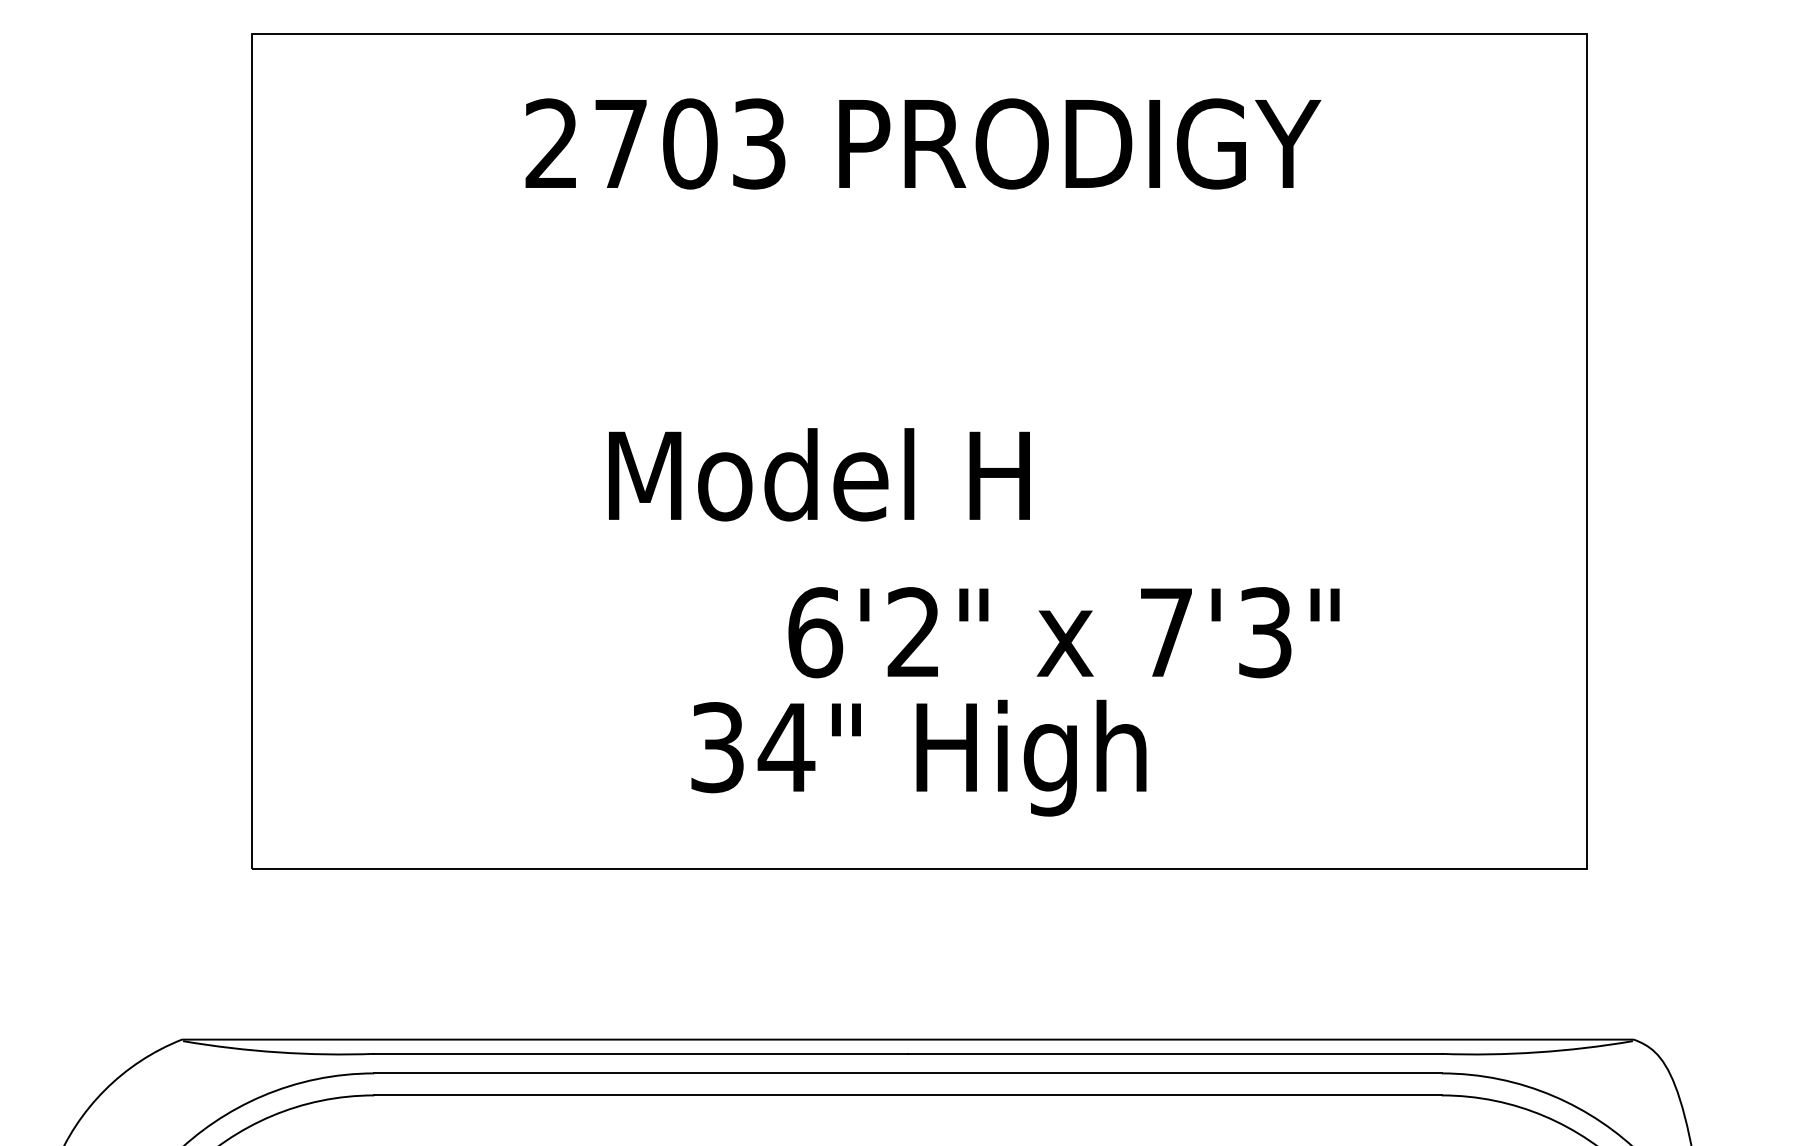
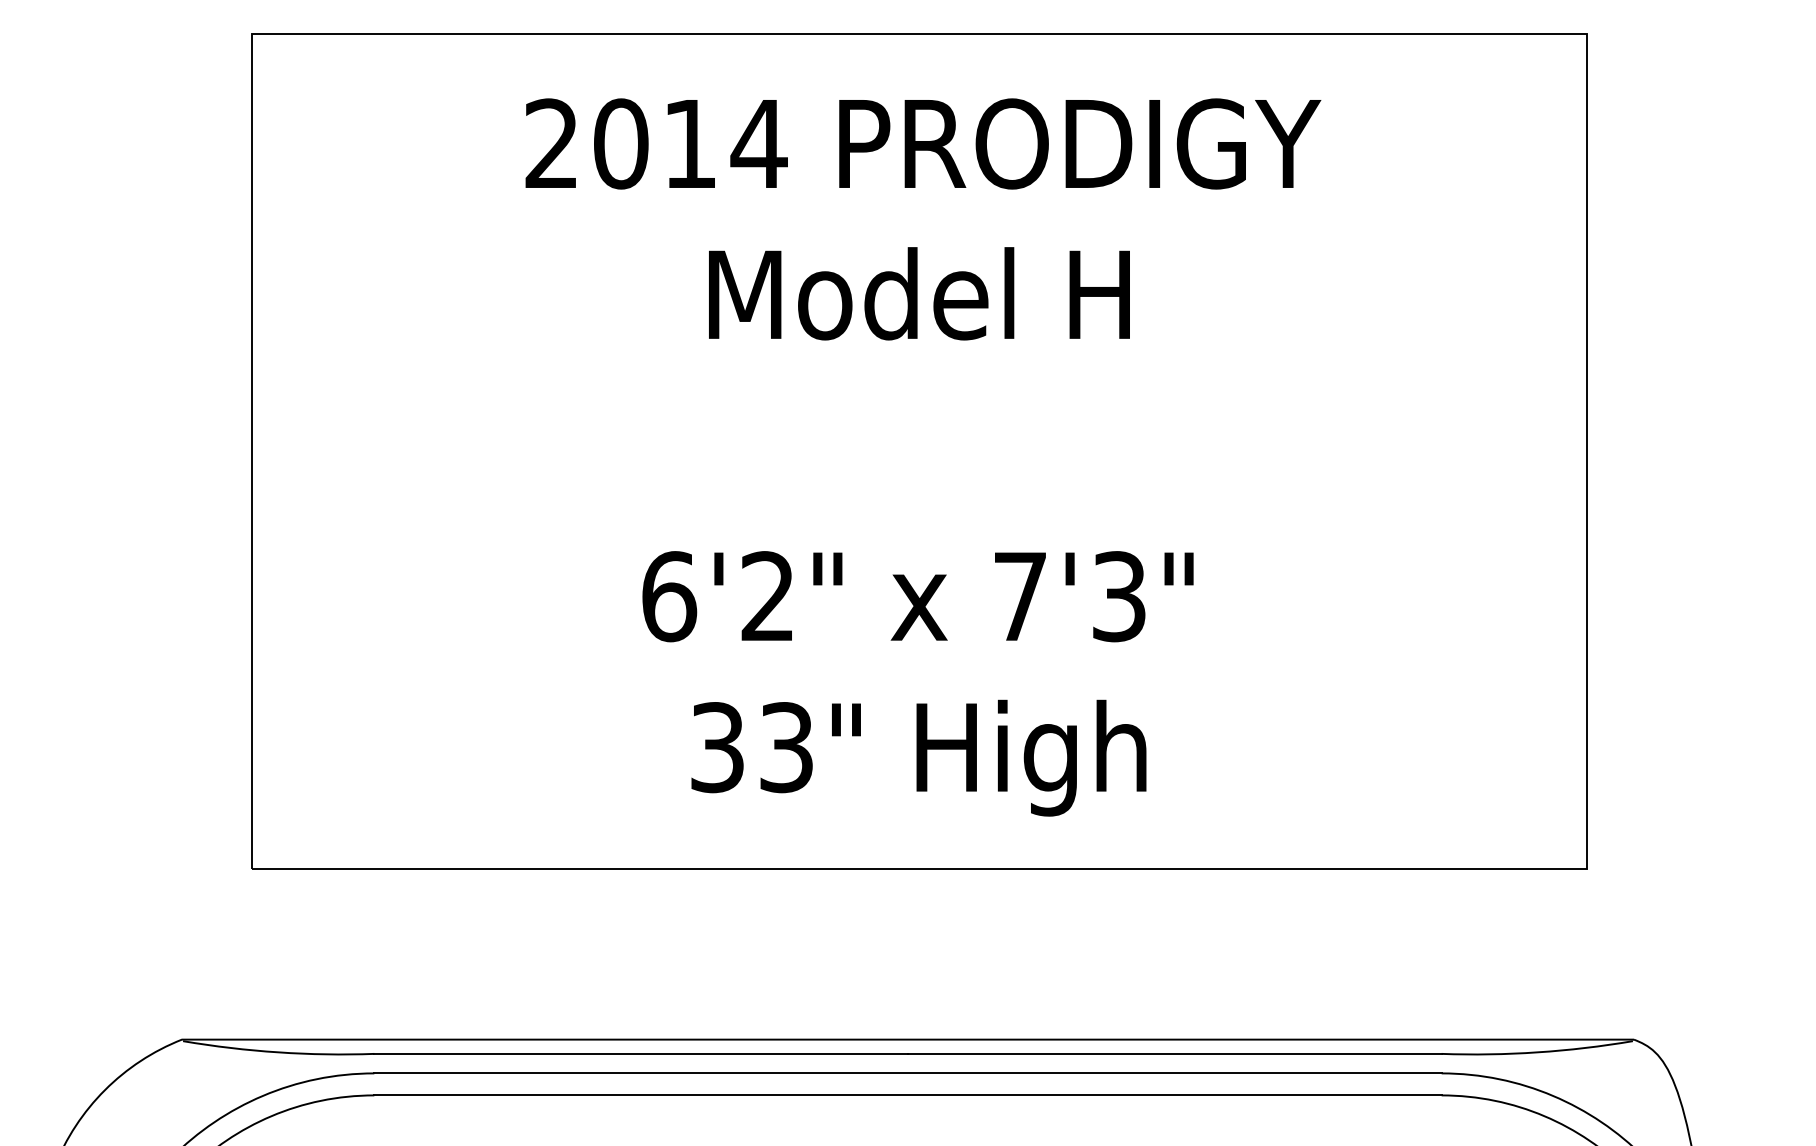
text: 2703 -> 2014 (690, 143)
text position: (819, 474) -> (919, 293) (919, 293)
text position: (1063, 632) -> (917, 596) (917, 596)
text: 34" -> 33" (786, 747)
